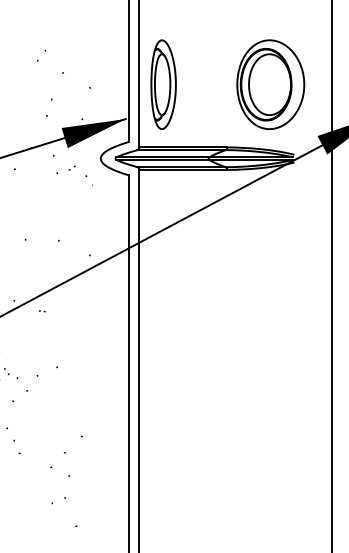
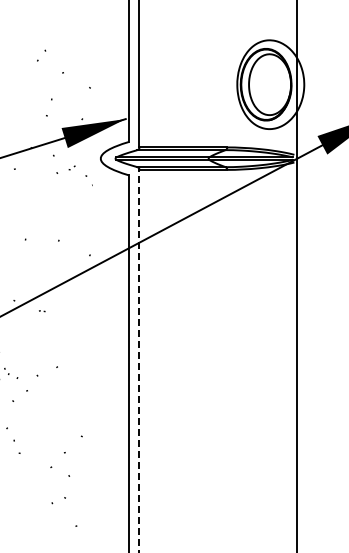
part: present -> none (163, 84)
line position: (332, 275) -> (297, 275) (297, 275)
line: solid -> dashed (139, 360)
